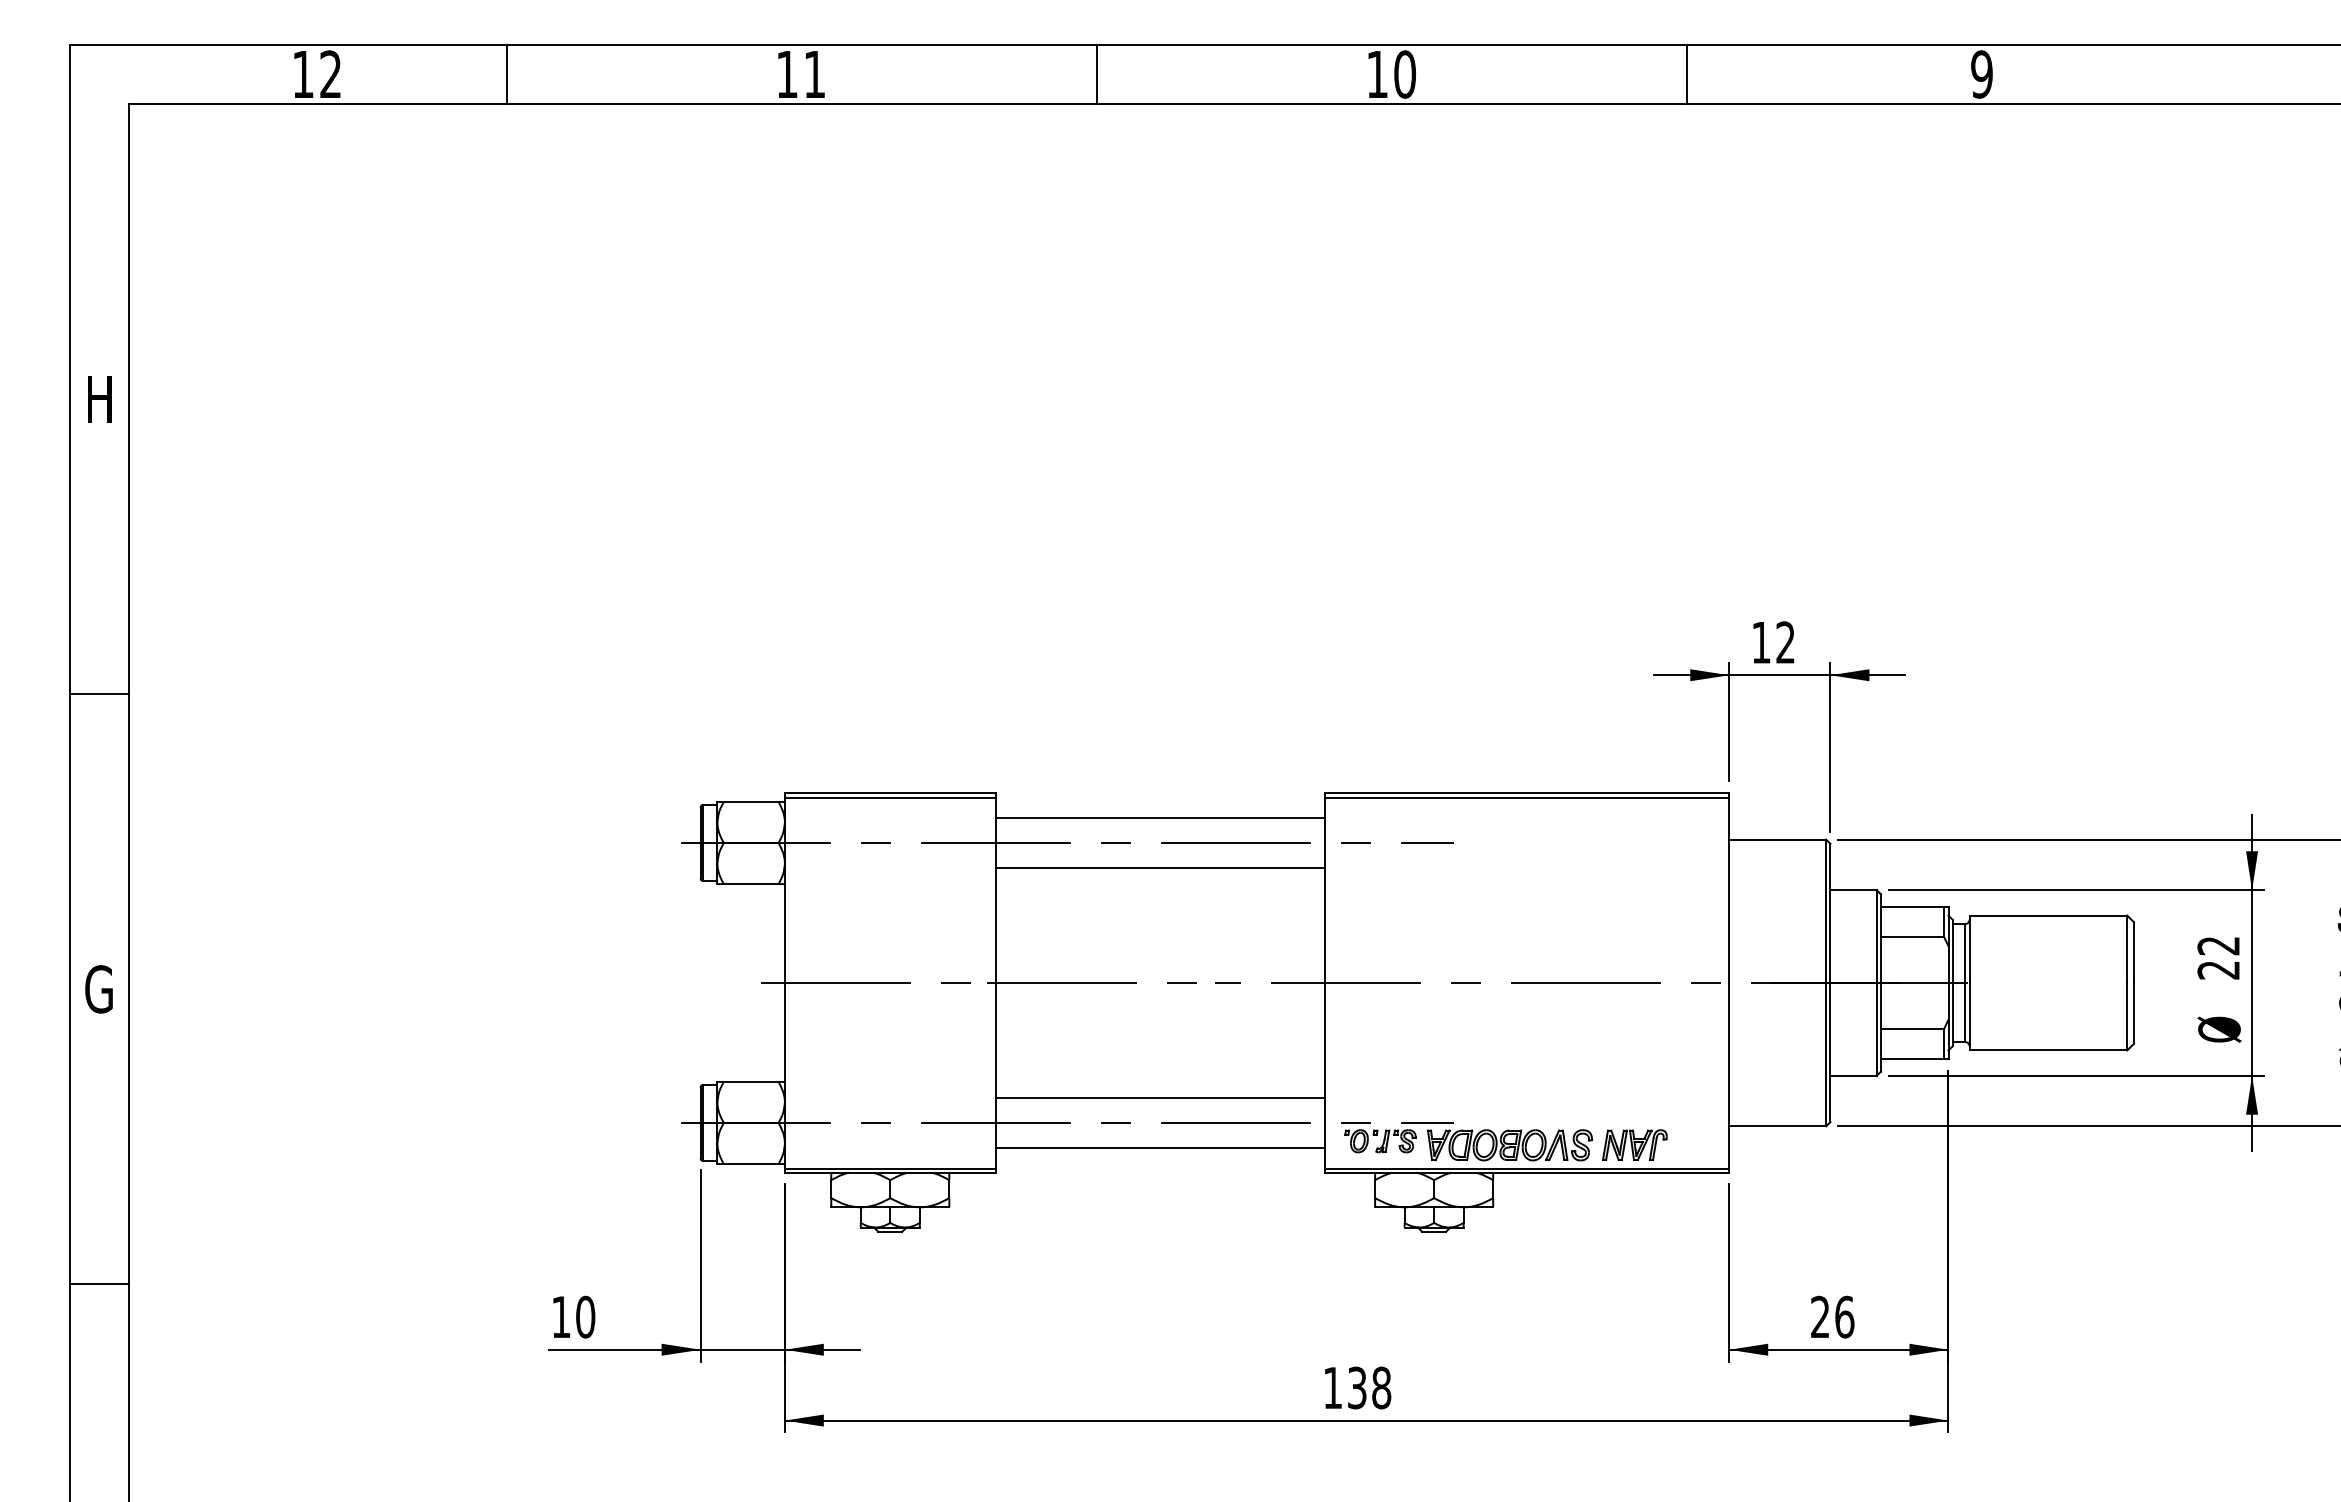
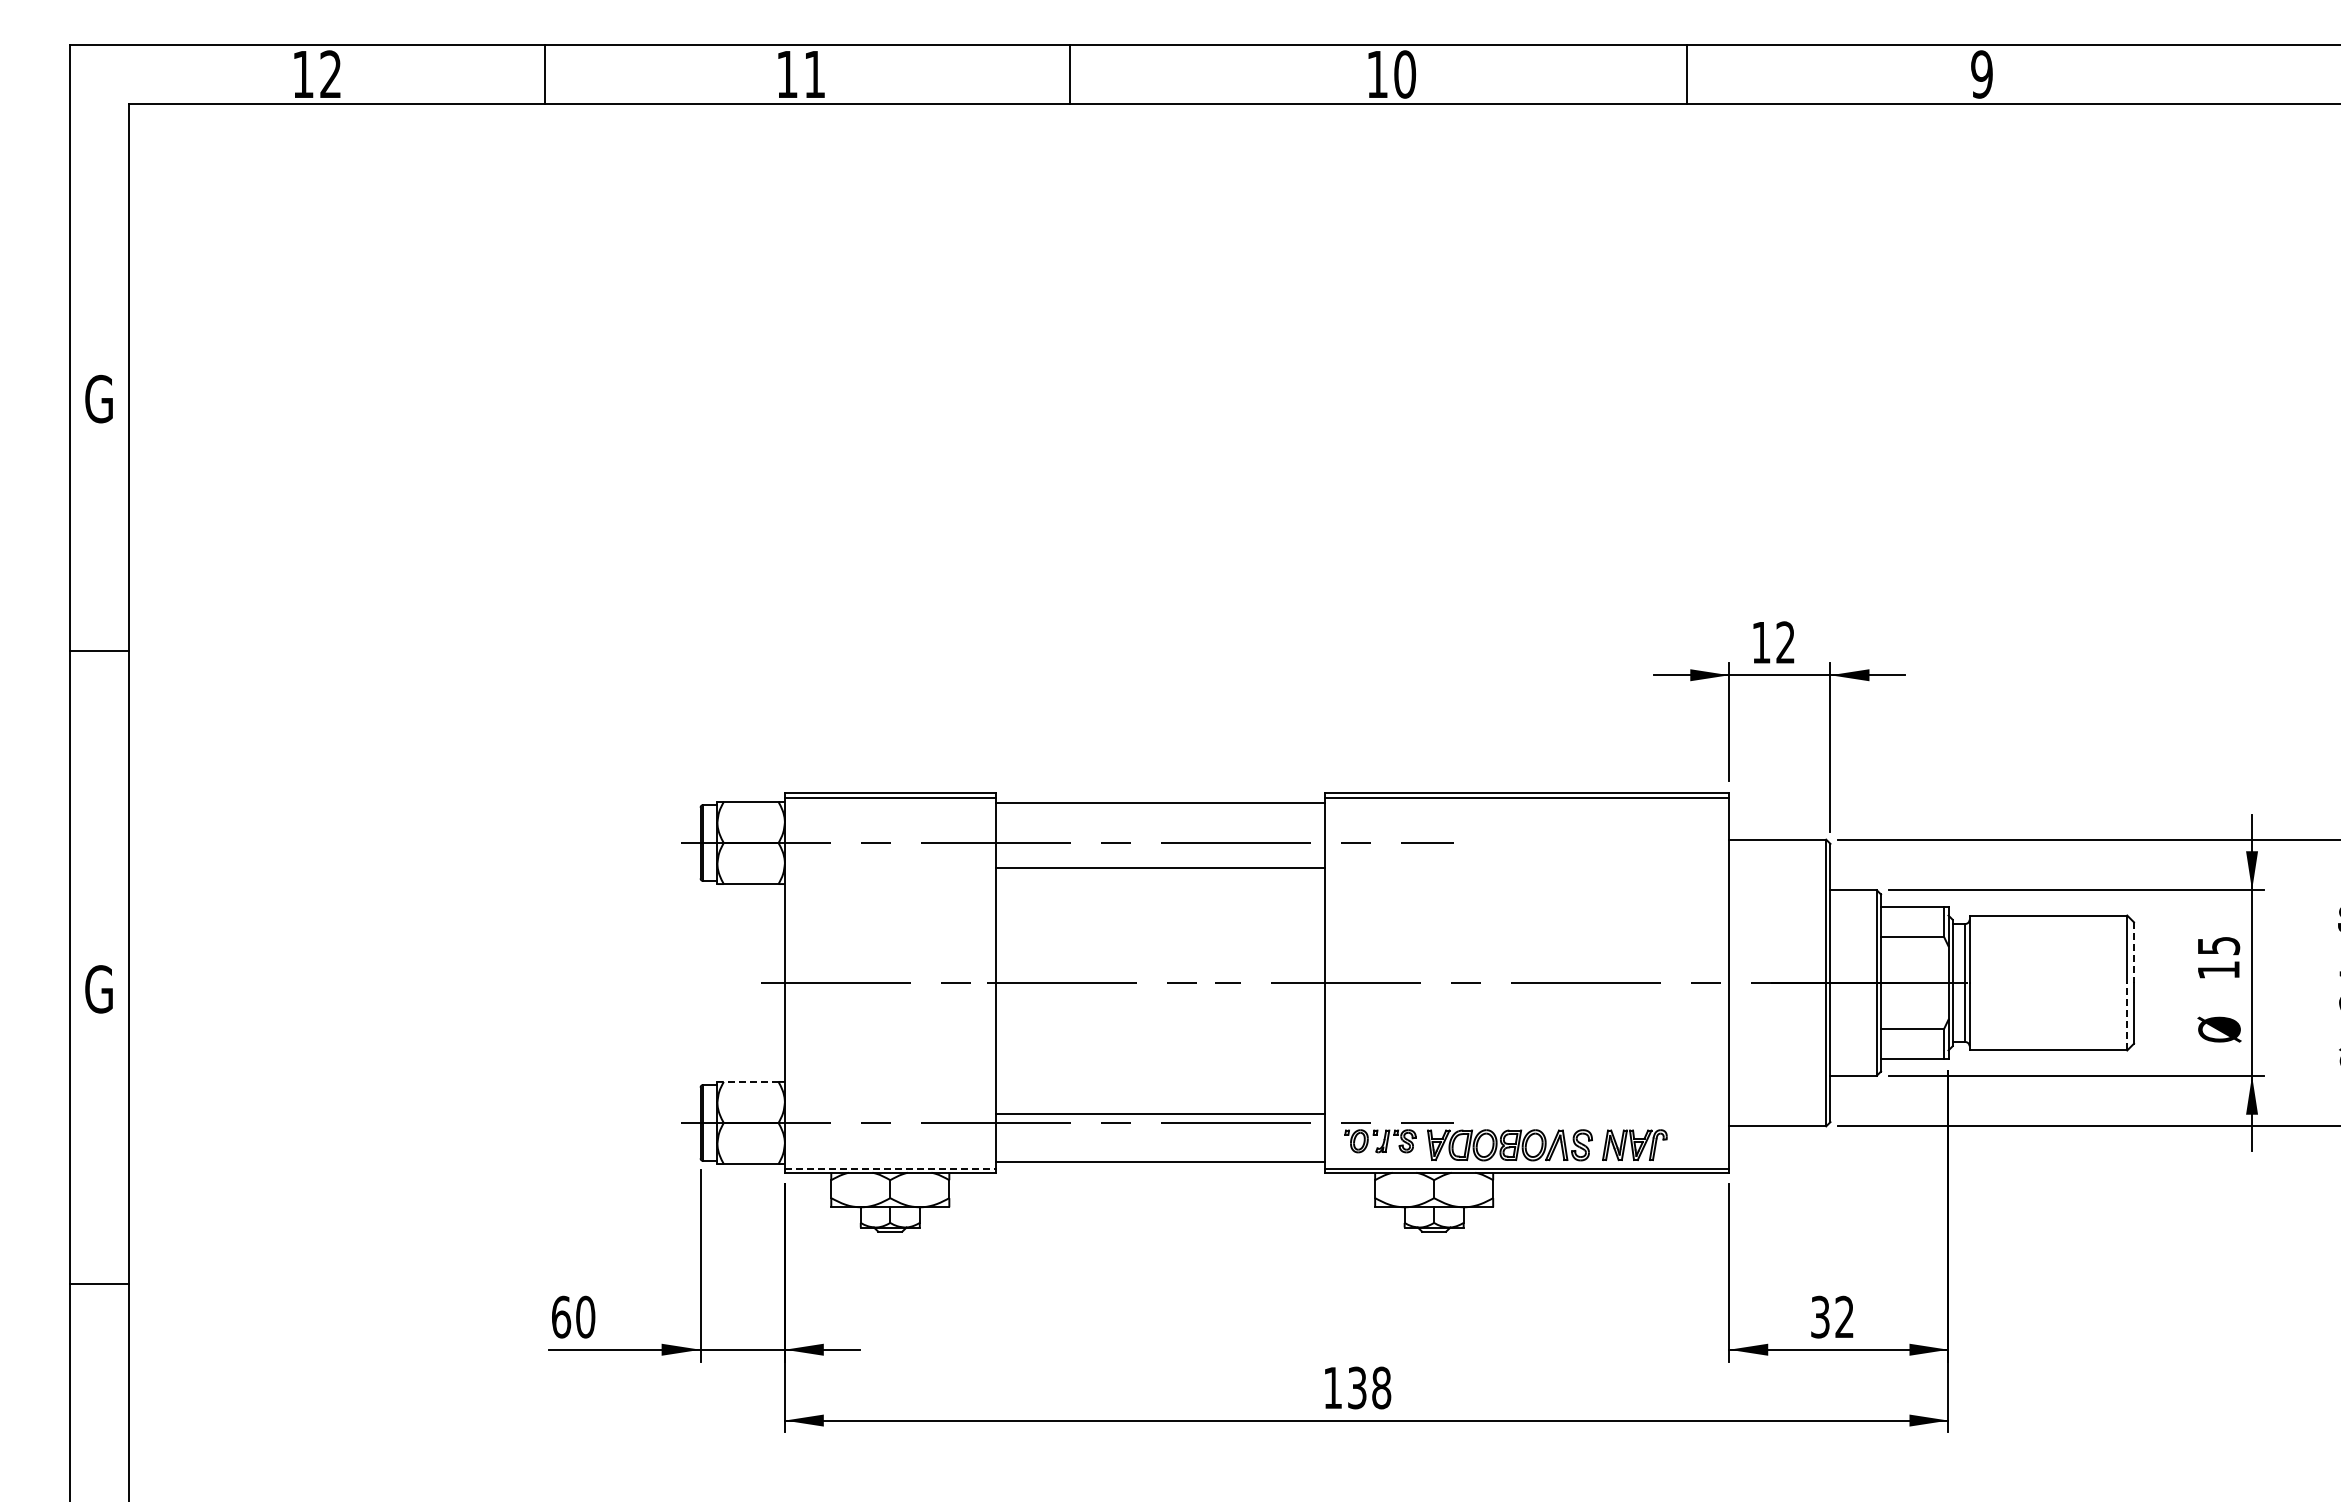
line position: (506, 73) -> (544, 73) (544, 73)
line position: (1097, 73) -> (1070, 73) (1070, 73)
text: H -> G (98, 398)
line position: (99, 694) -> (99, 651) (99, 651)
line position: (1159, 817) -> (1159, 802) (1159, 802)
line: solid -> dashed (2134, 953)
text: 22 -> 15 (2218, 958)
line: solid -> dashed (2127, 1016)
line: solid -> dashed (750, 1081)
line position: (1159, 1097) -> (1159, 1113) (1159, 1113)
line position: (1159, 1148) -> (1159, 1162) (1159, 1162)
line: solid -> dashed (890, 1168)
text: 10 -> 60 (561, 1316)
text: 26 -> 32 (1832, 1316)
